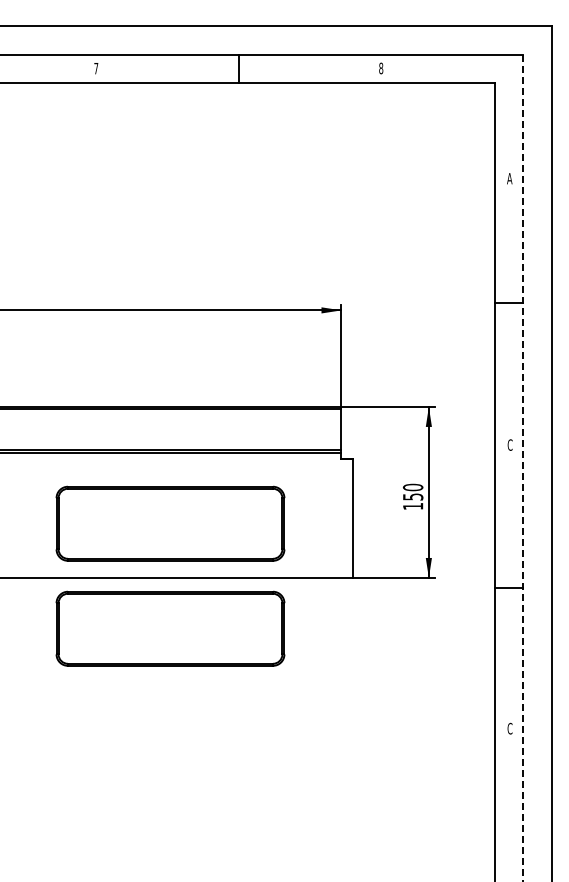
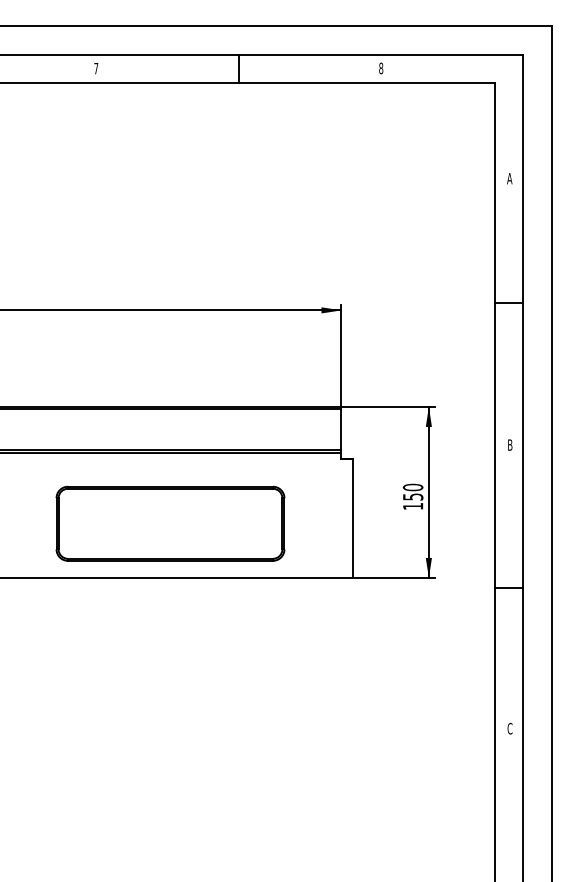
text: C -> B (509, 444)
line: dashed -> solid (523, 468)
part: present -> none (170, 628)
